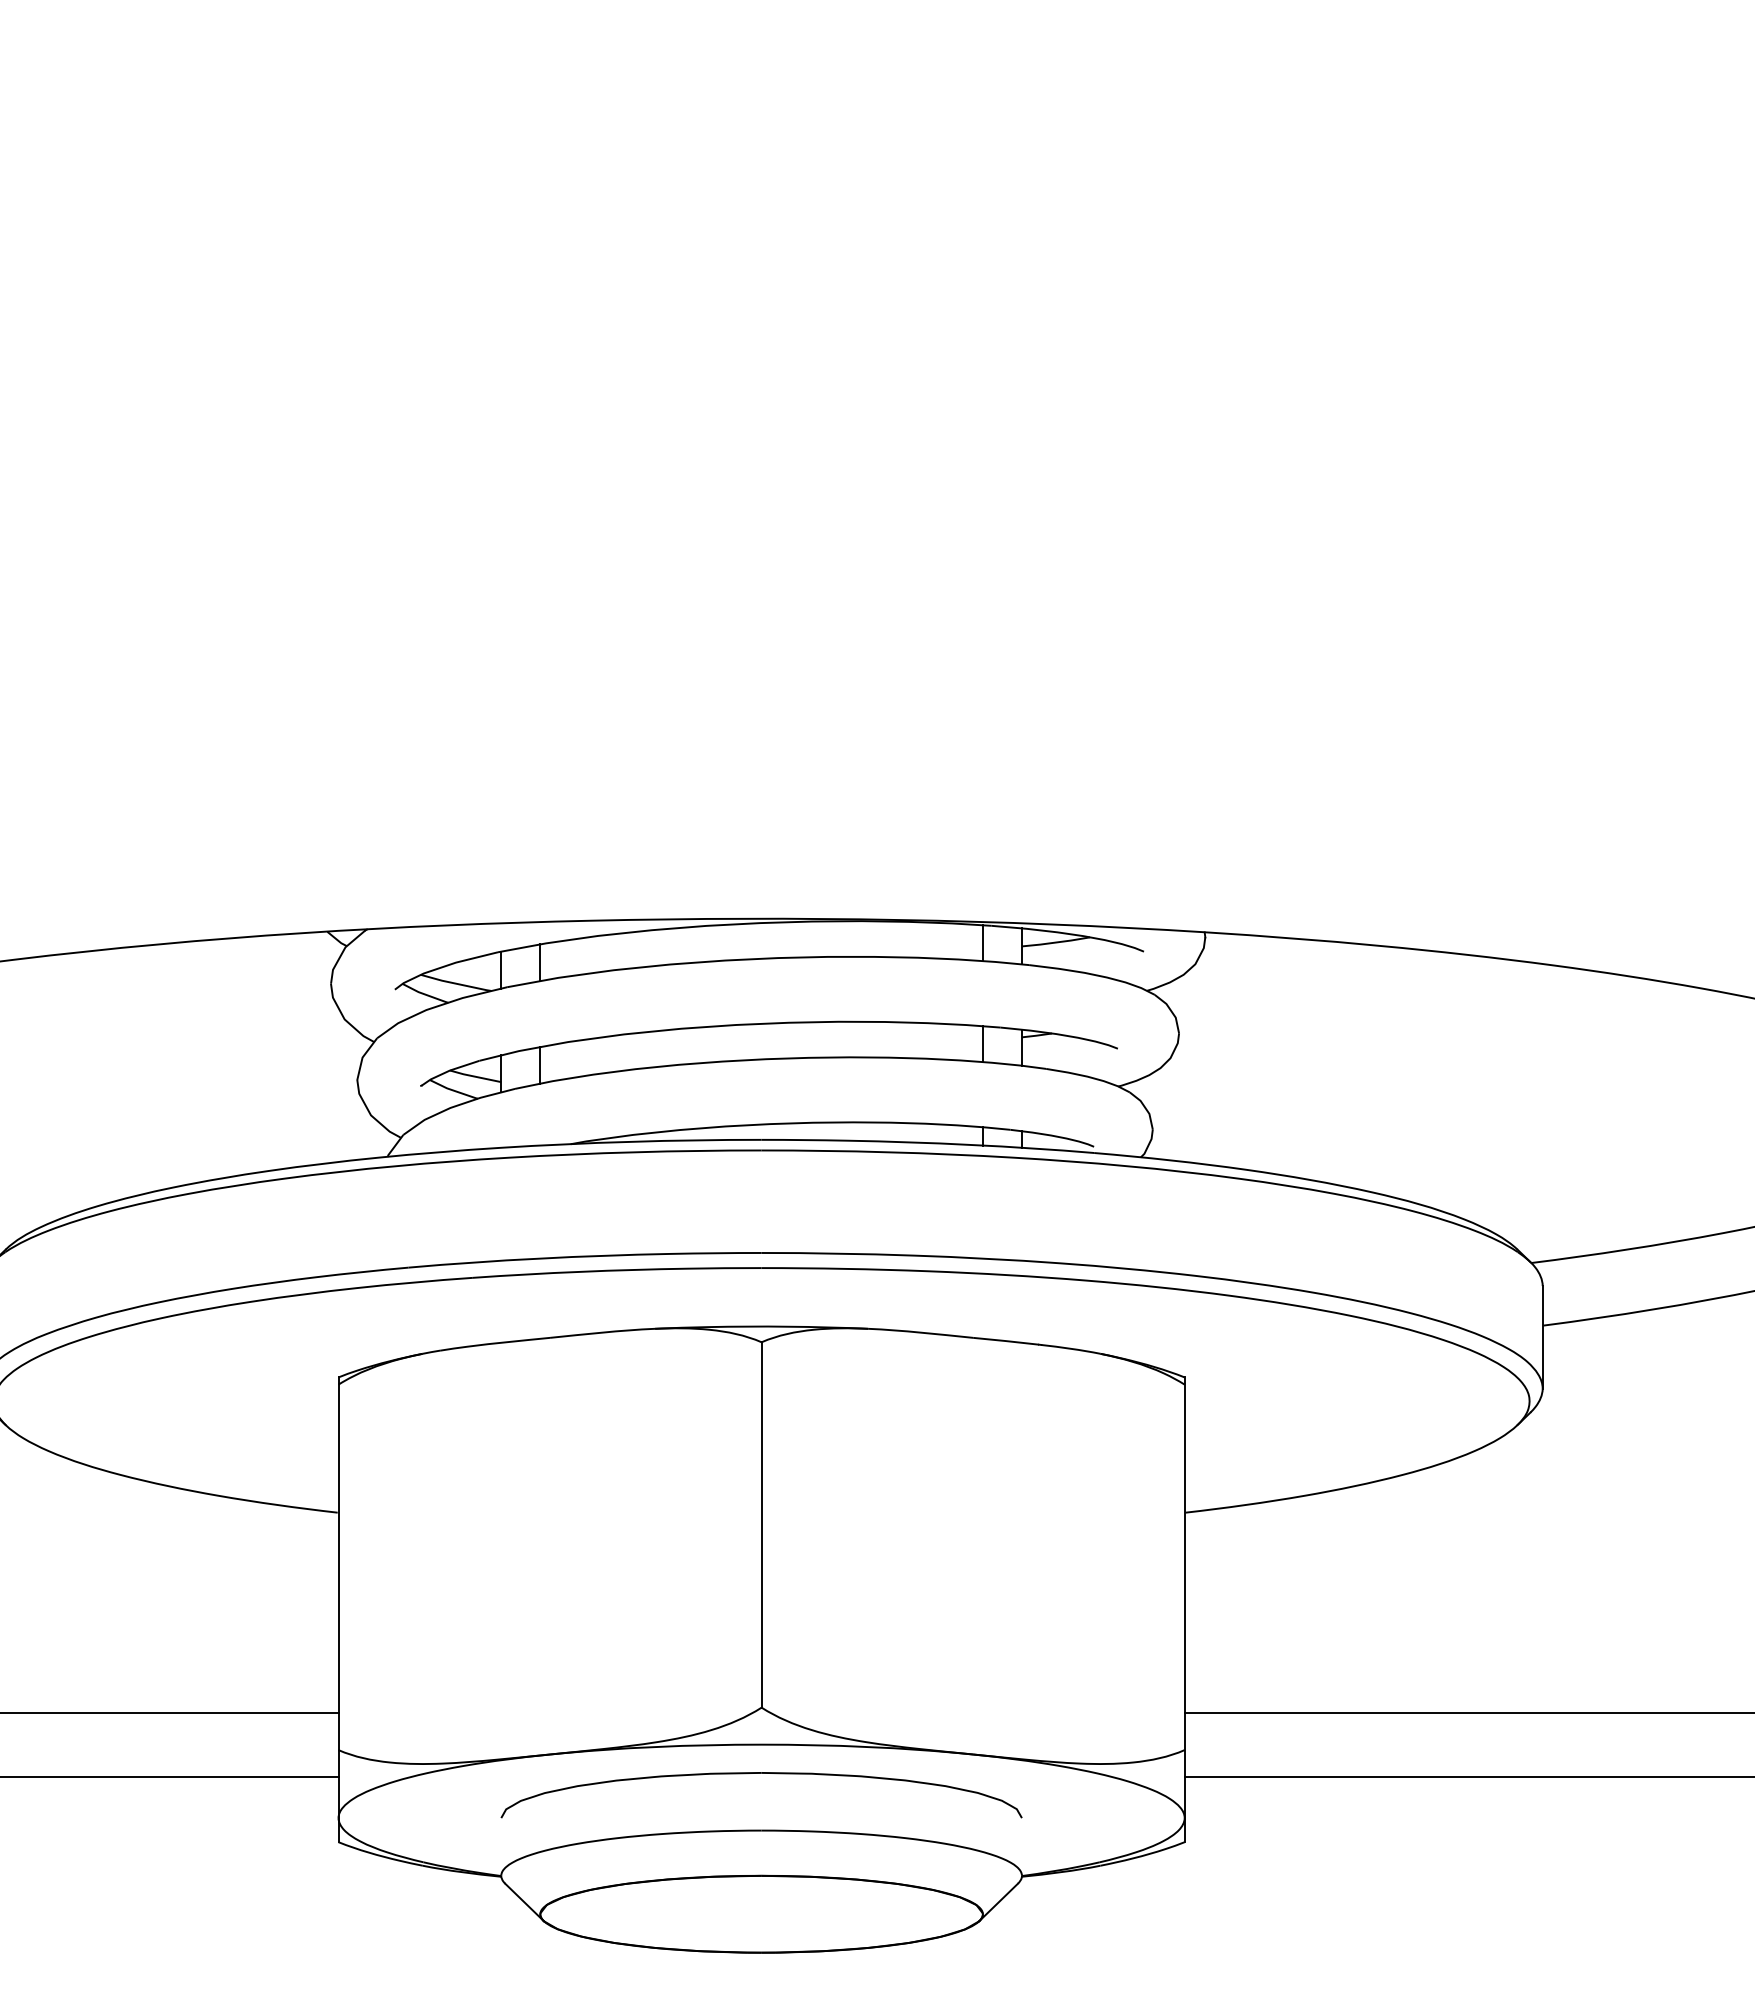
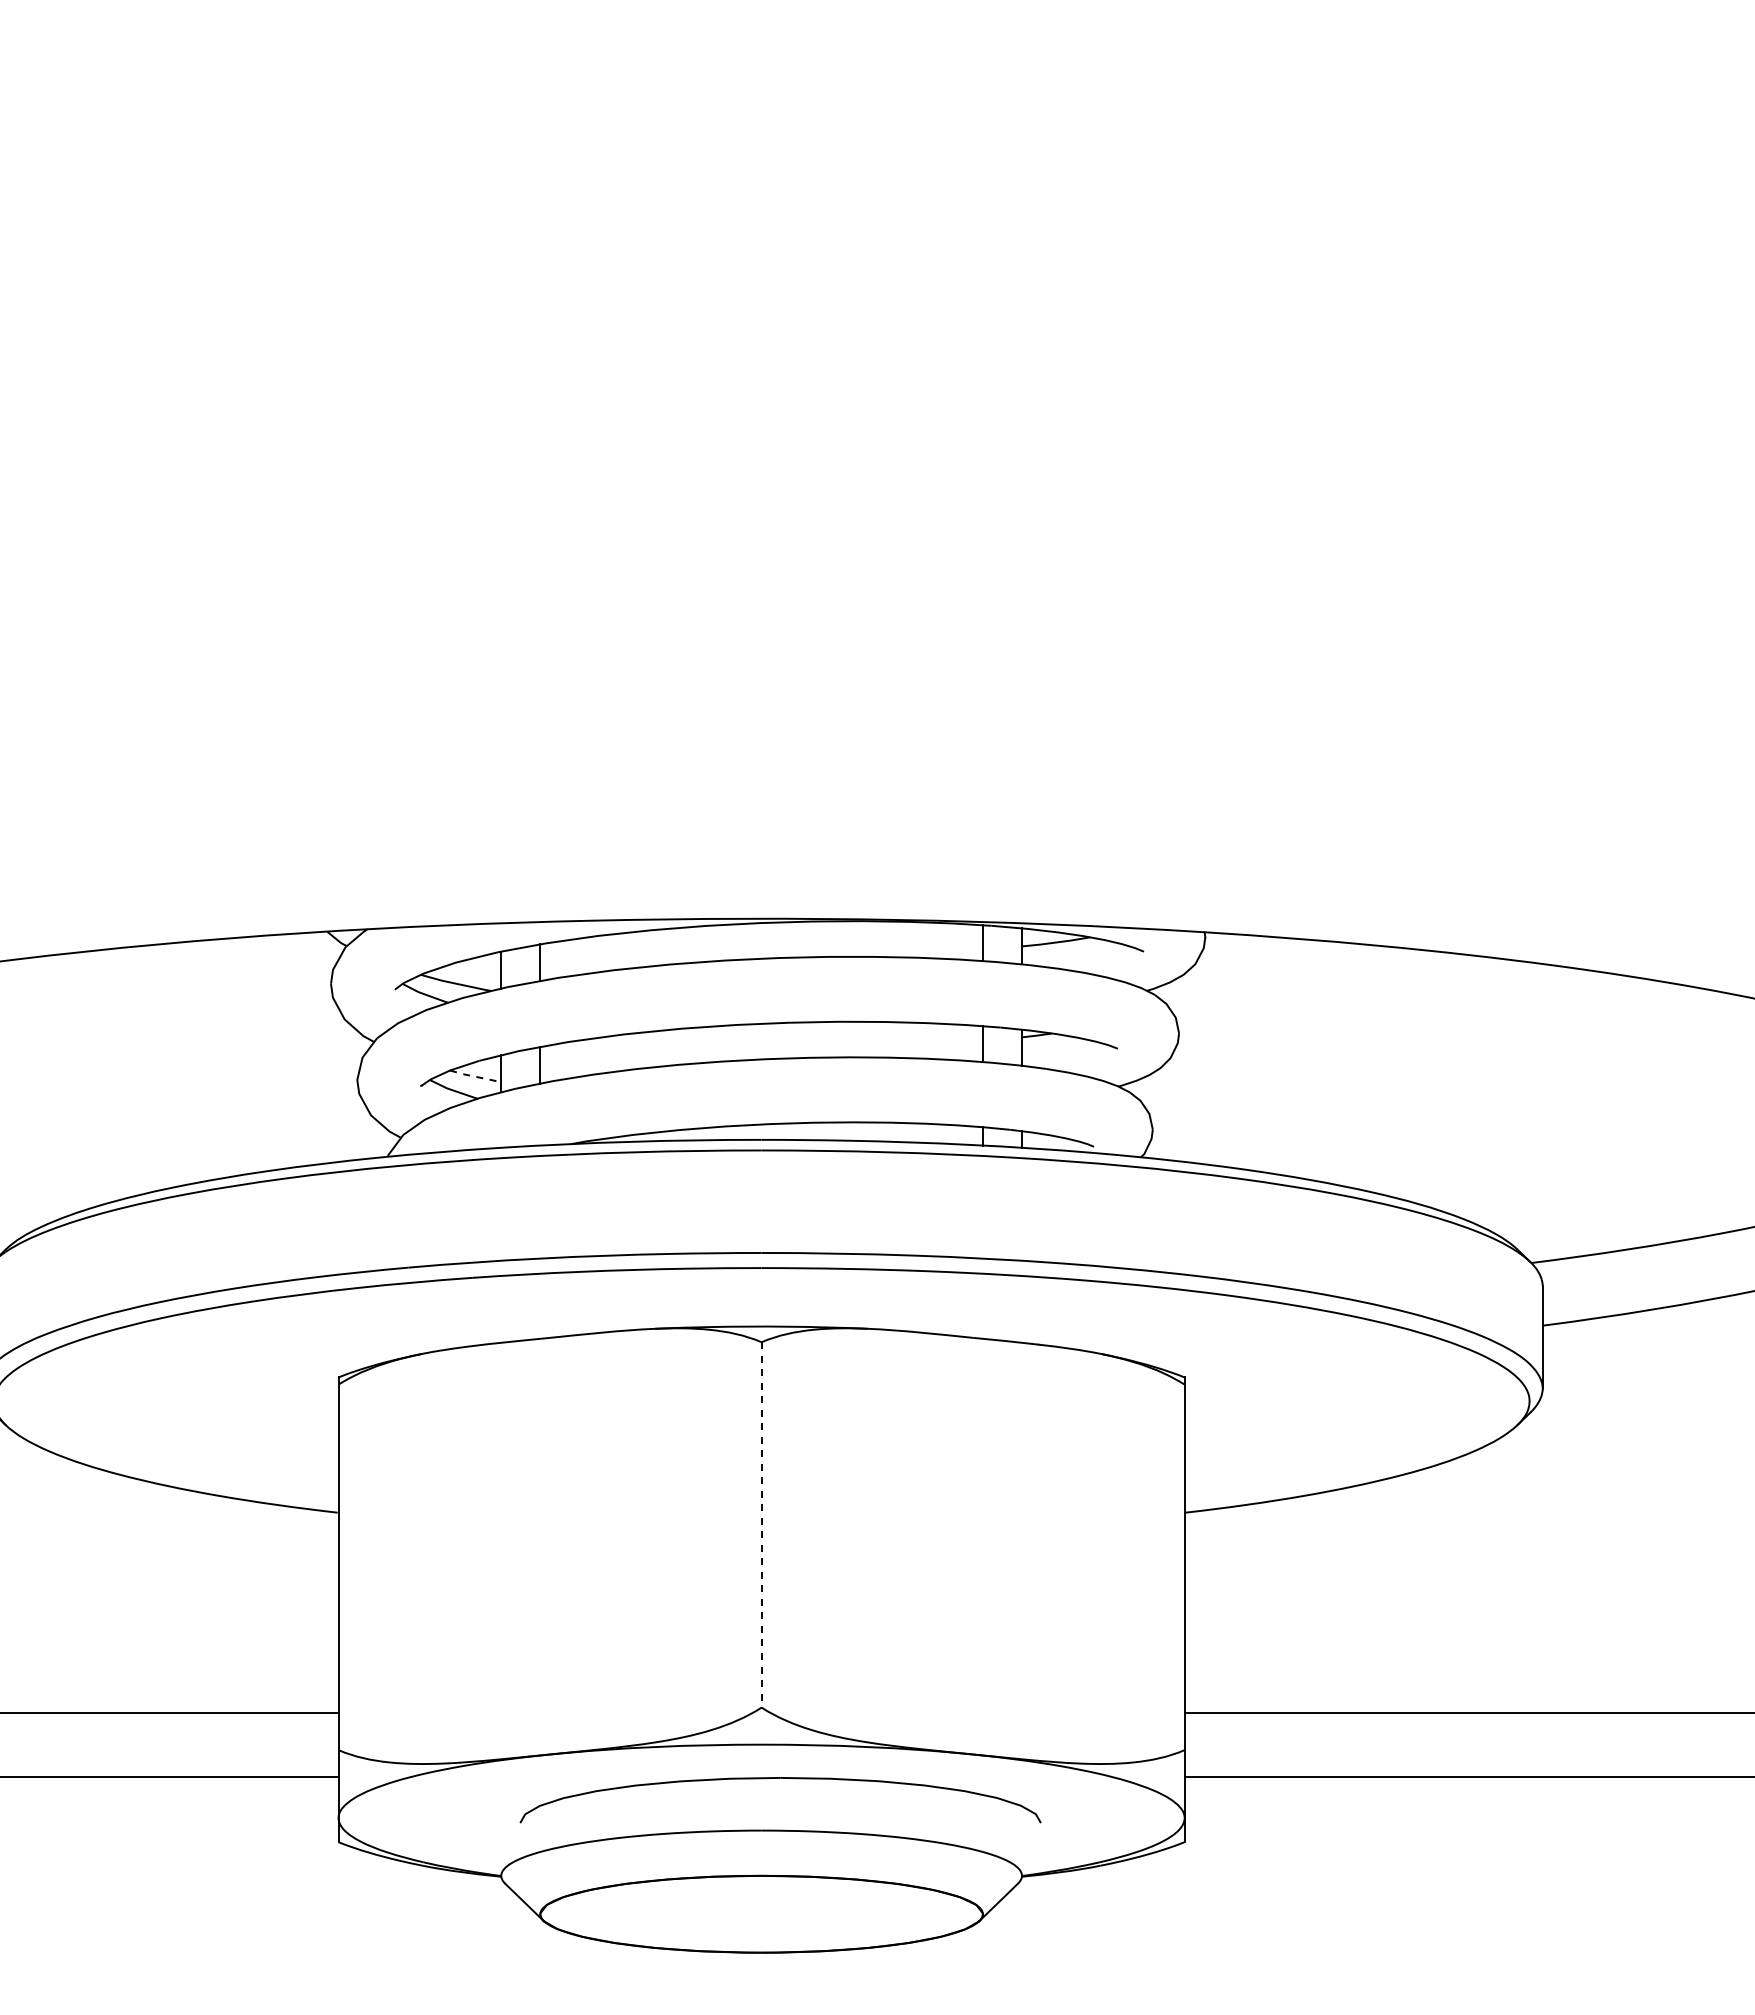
line: solid -> dashed (475, 1076)
line: solid -> dashed (761, 1524)
part position: (761, 1773) -> (780, 1778) (780, 1778)
